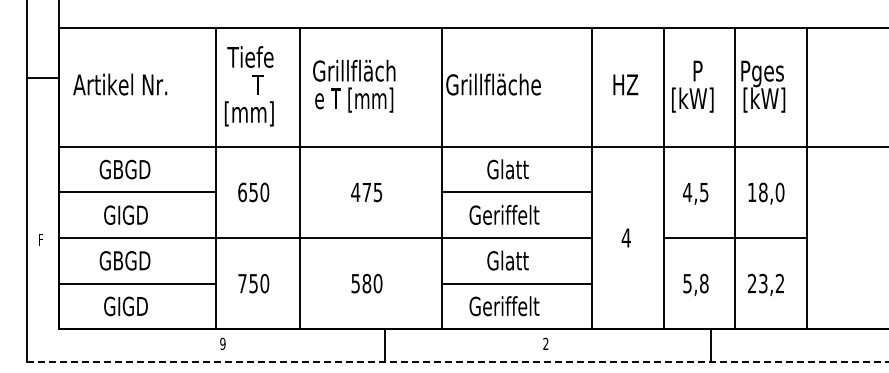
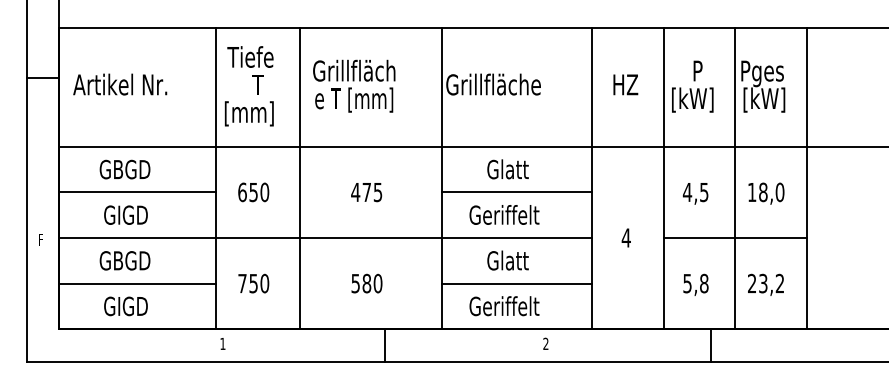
text: 9 -> 1 (222, 343)
line: dashed -> solid (457, 361)
